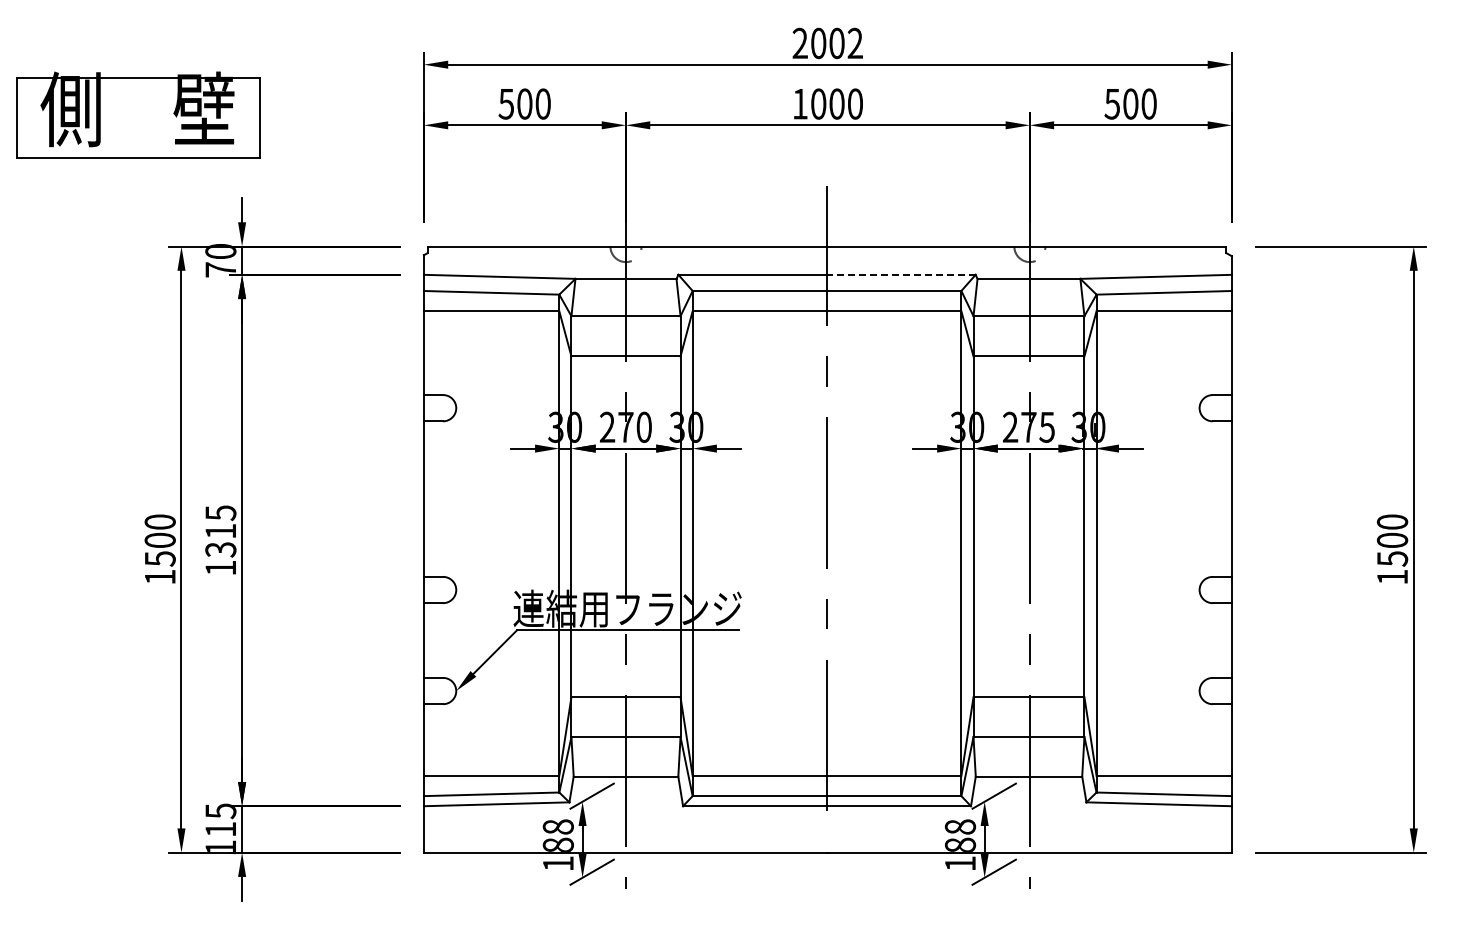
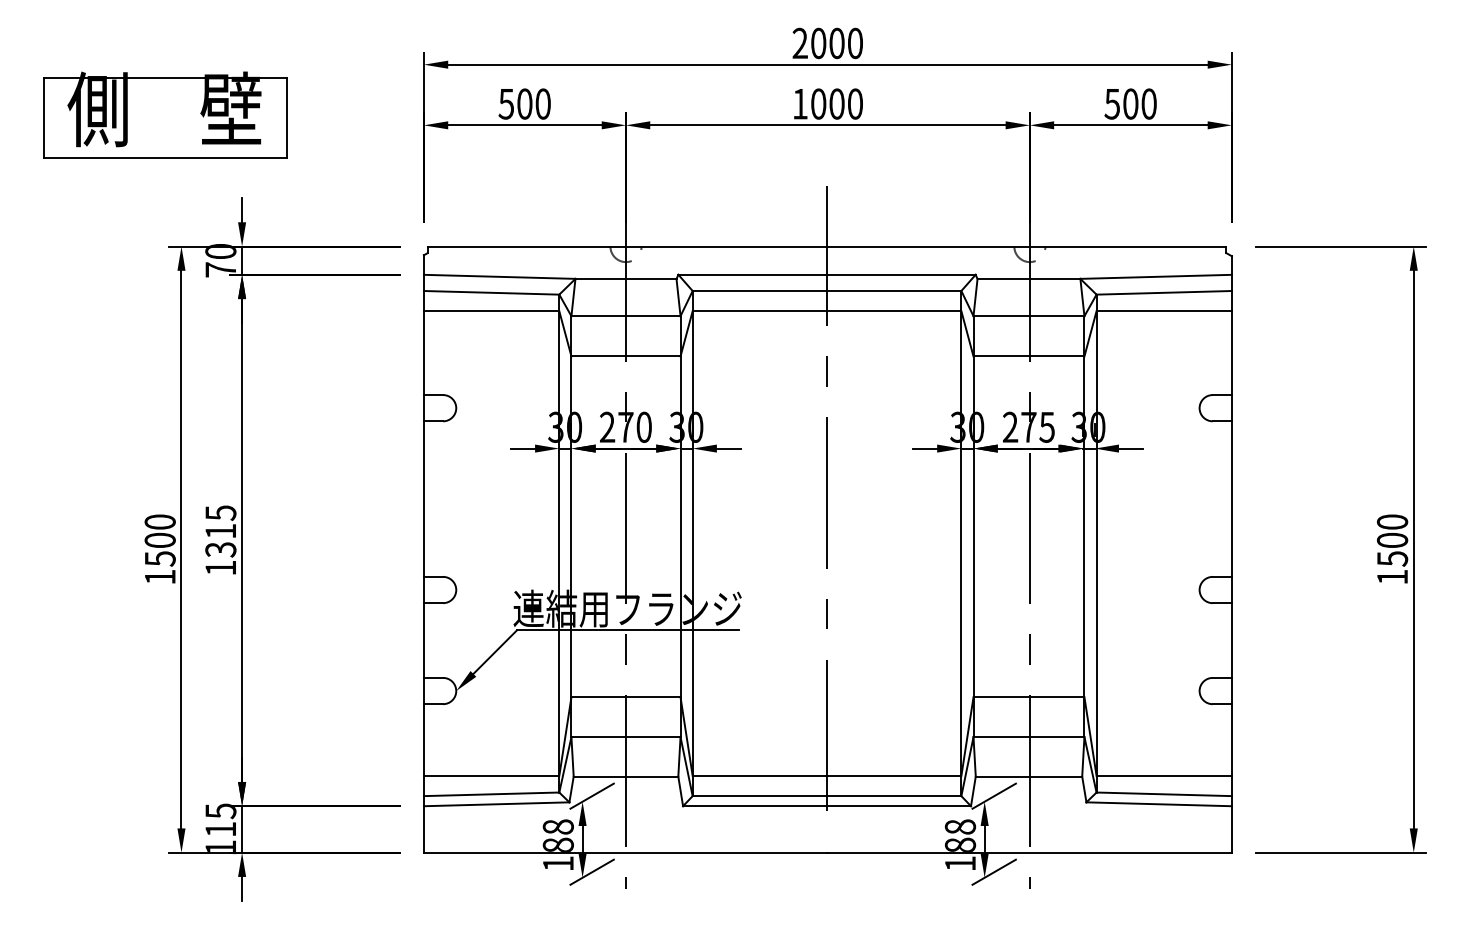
text: 2002 -> 2000 (854, 43)
part position: (138, 114) -> (165, 114) (165, 114)
line: dashed -> solid (900, 274)
